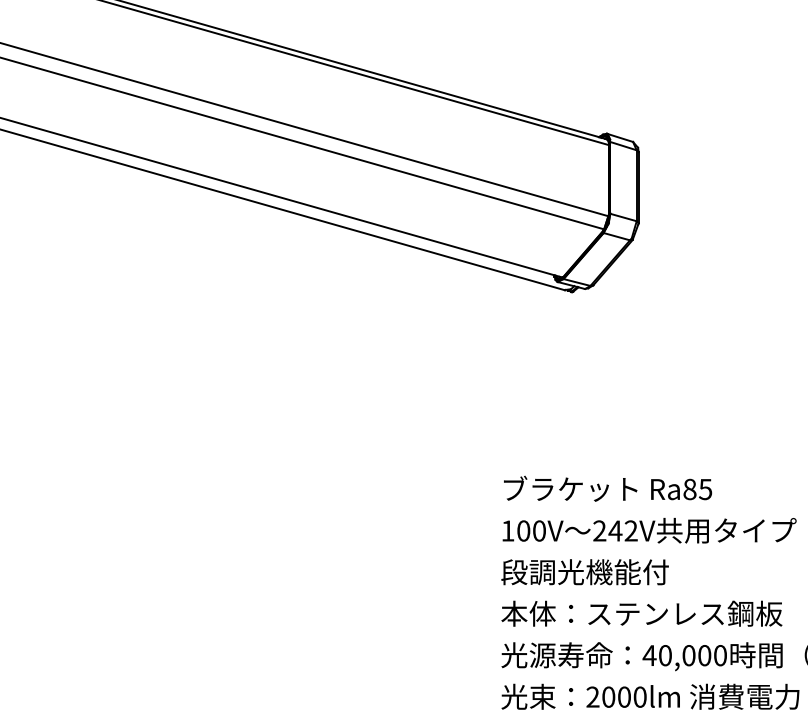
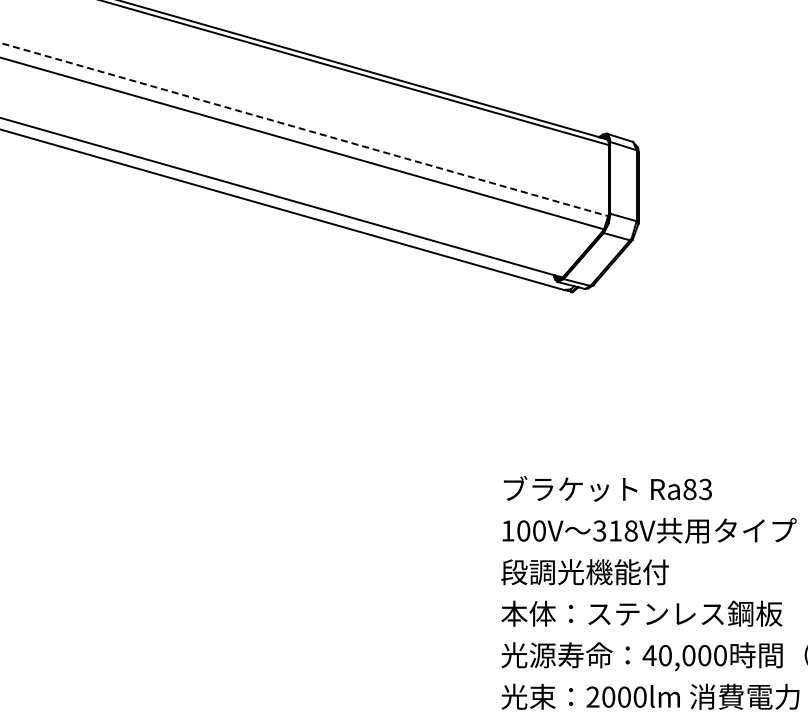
line: solid -> dashed (305, 129)
text: Ra85 -> Ra83 (705, 488)
text: 242V -> 318V (615, 530)
